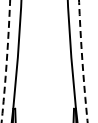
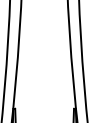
arc: dashed -> solid (6, 61)
arc: dashed -> solid (82, 61)
